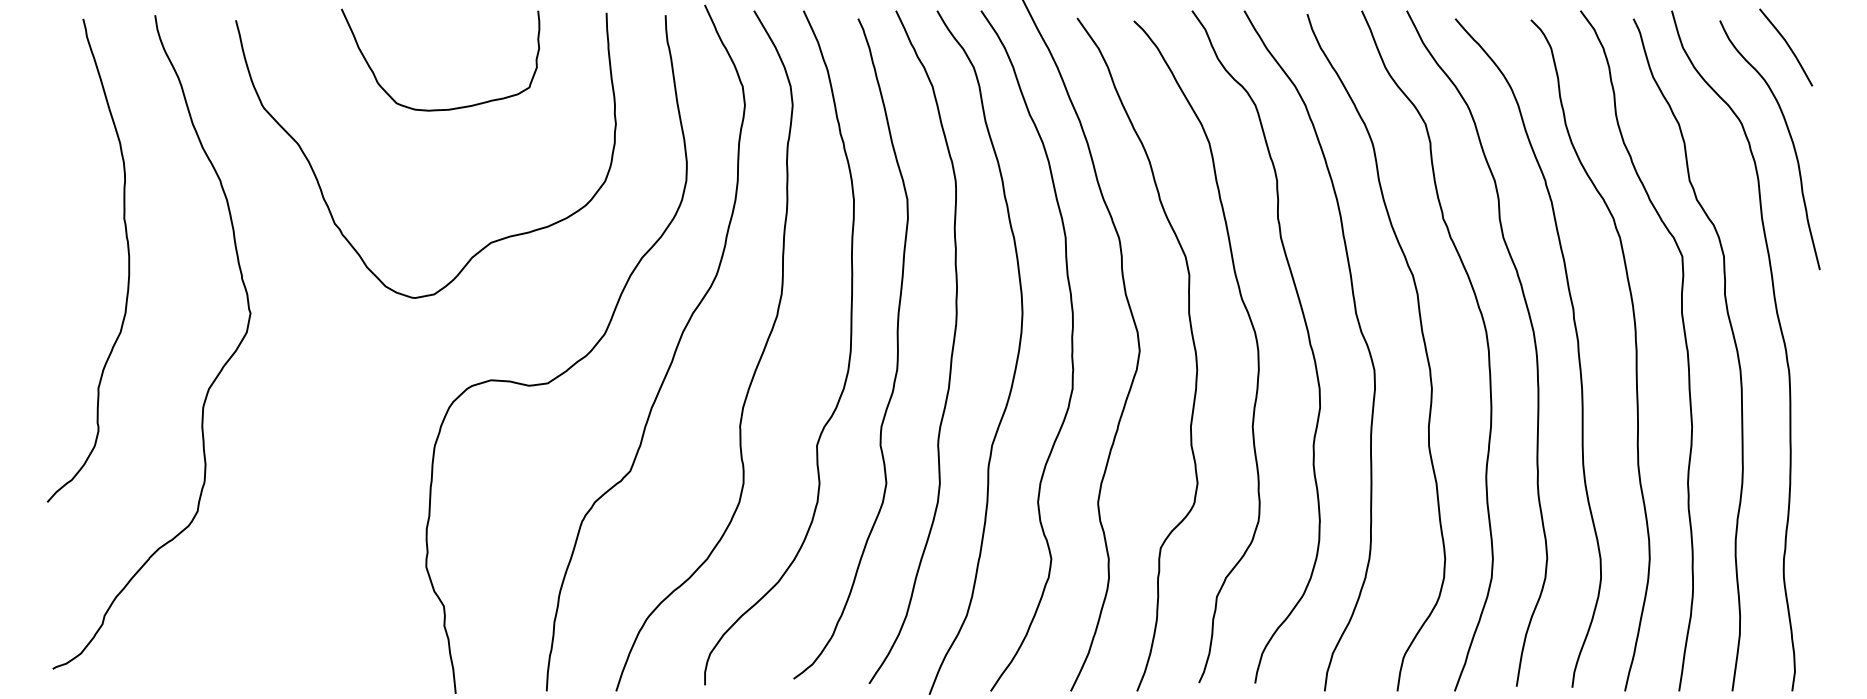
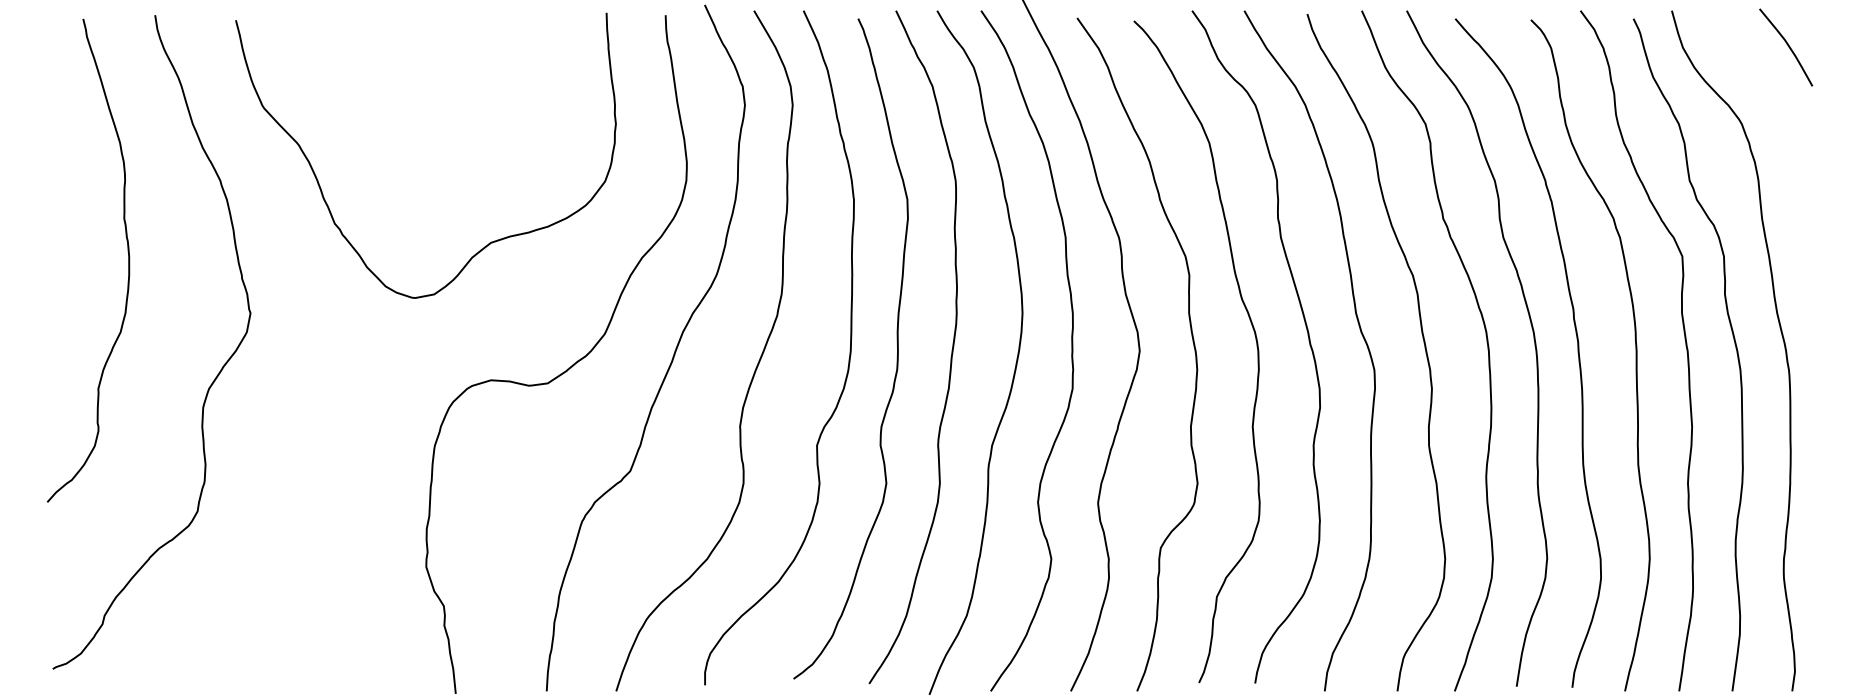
curve: present -> none (448, 108)
curve: present -> none (1790, 139)
